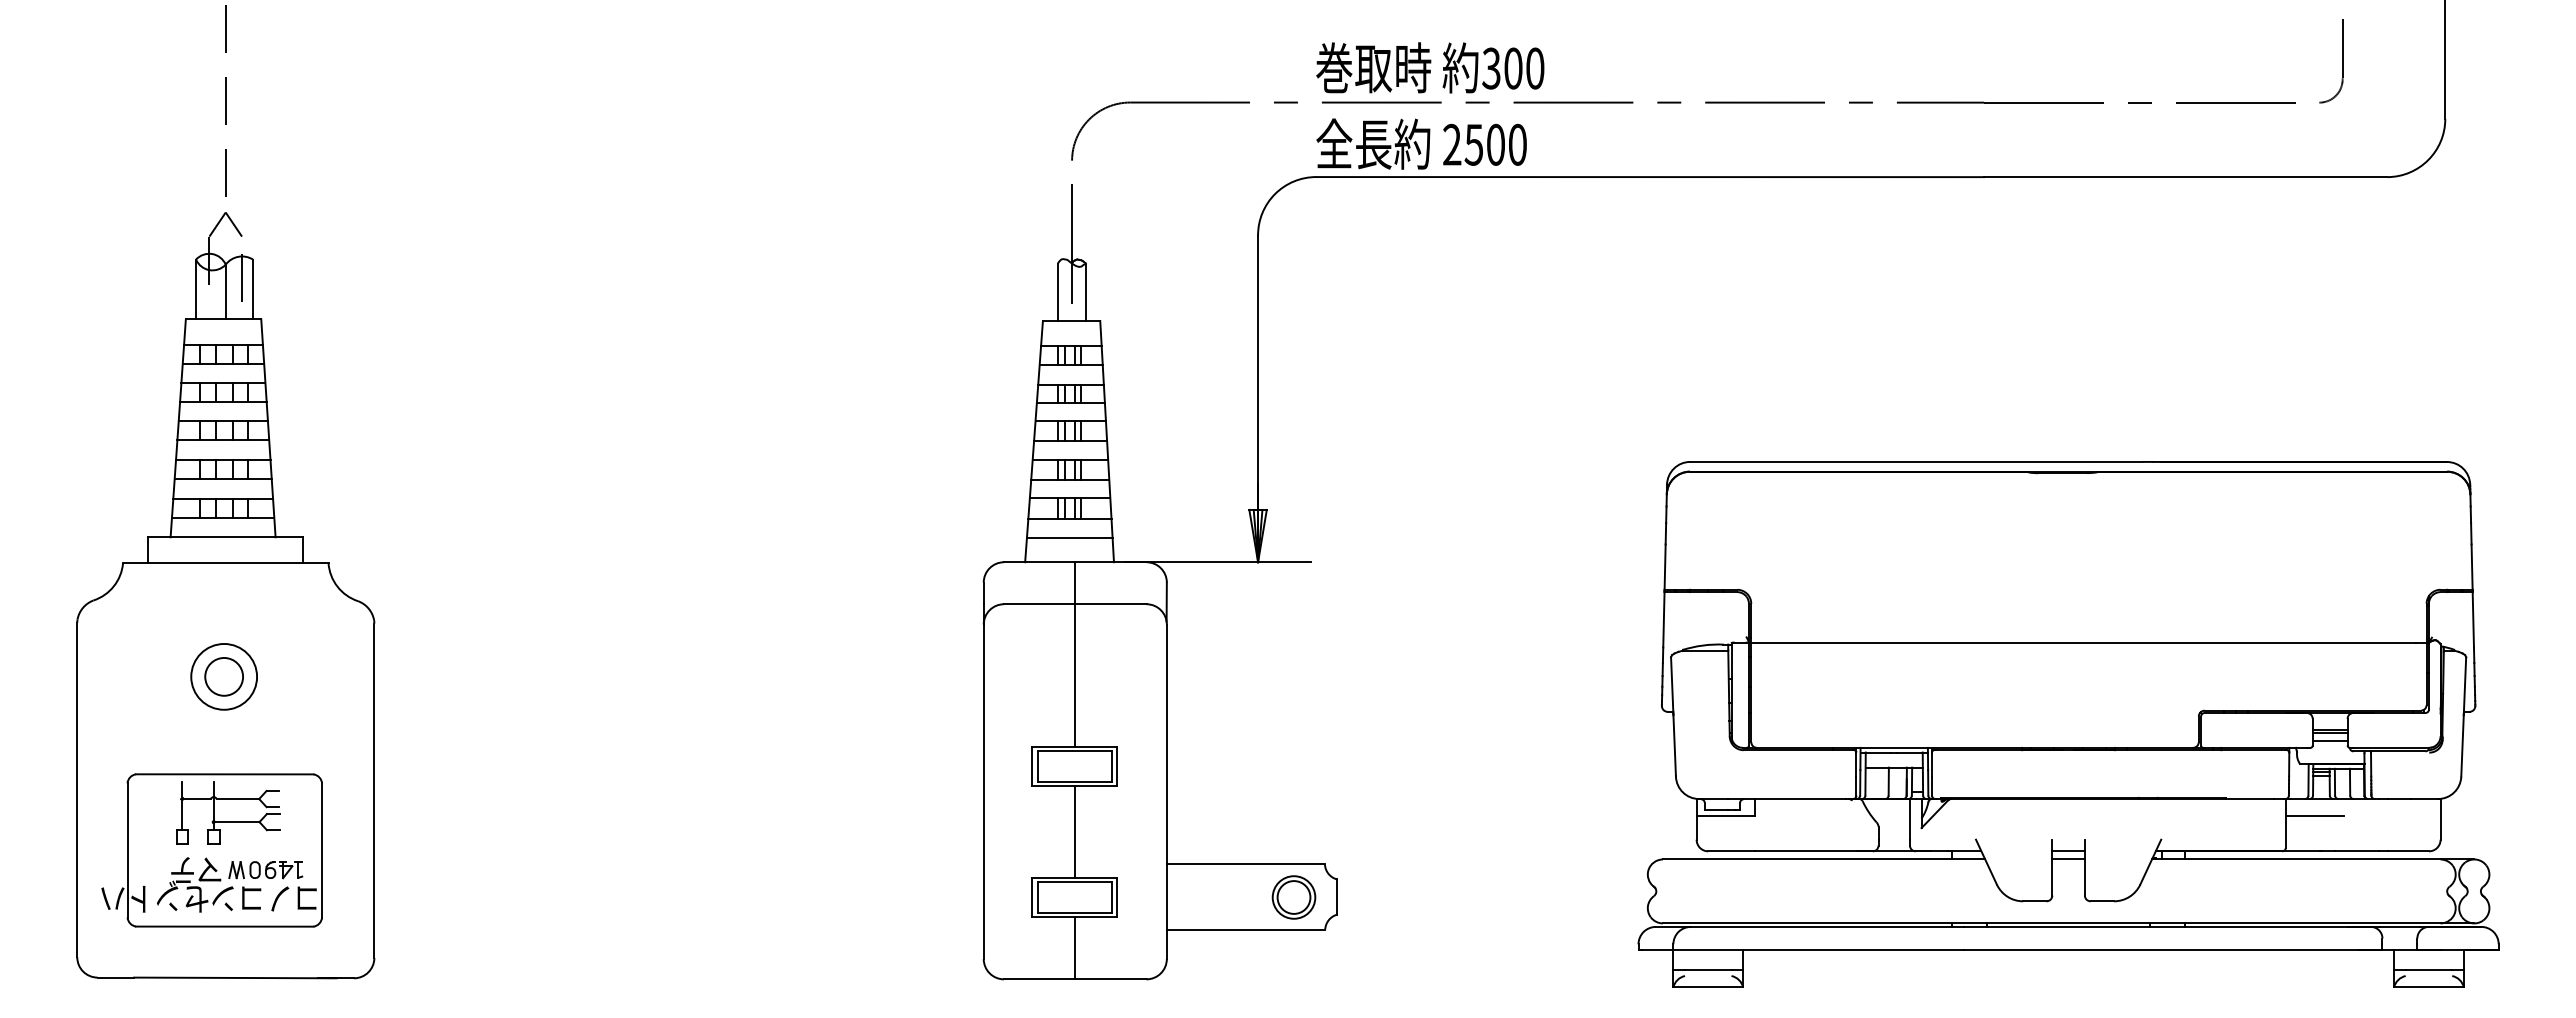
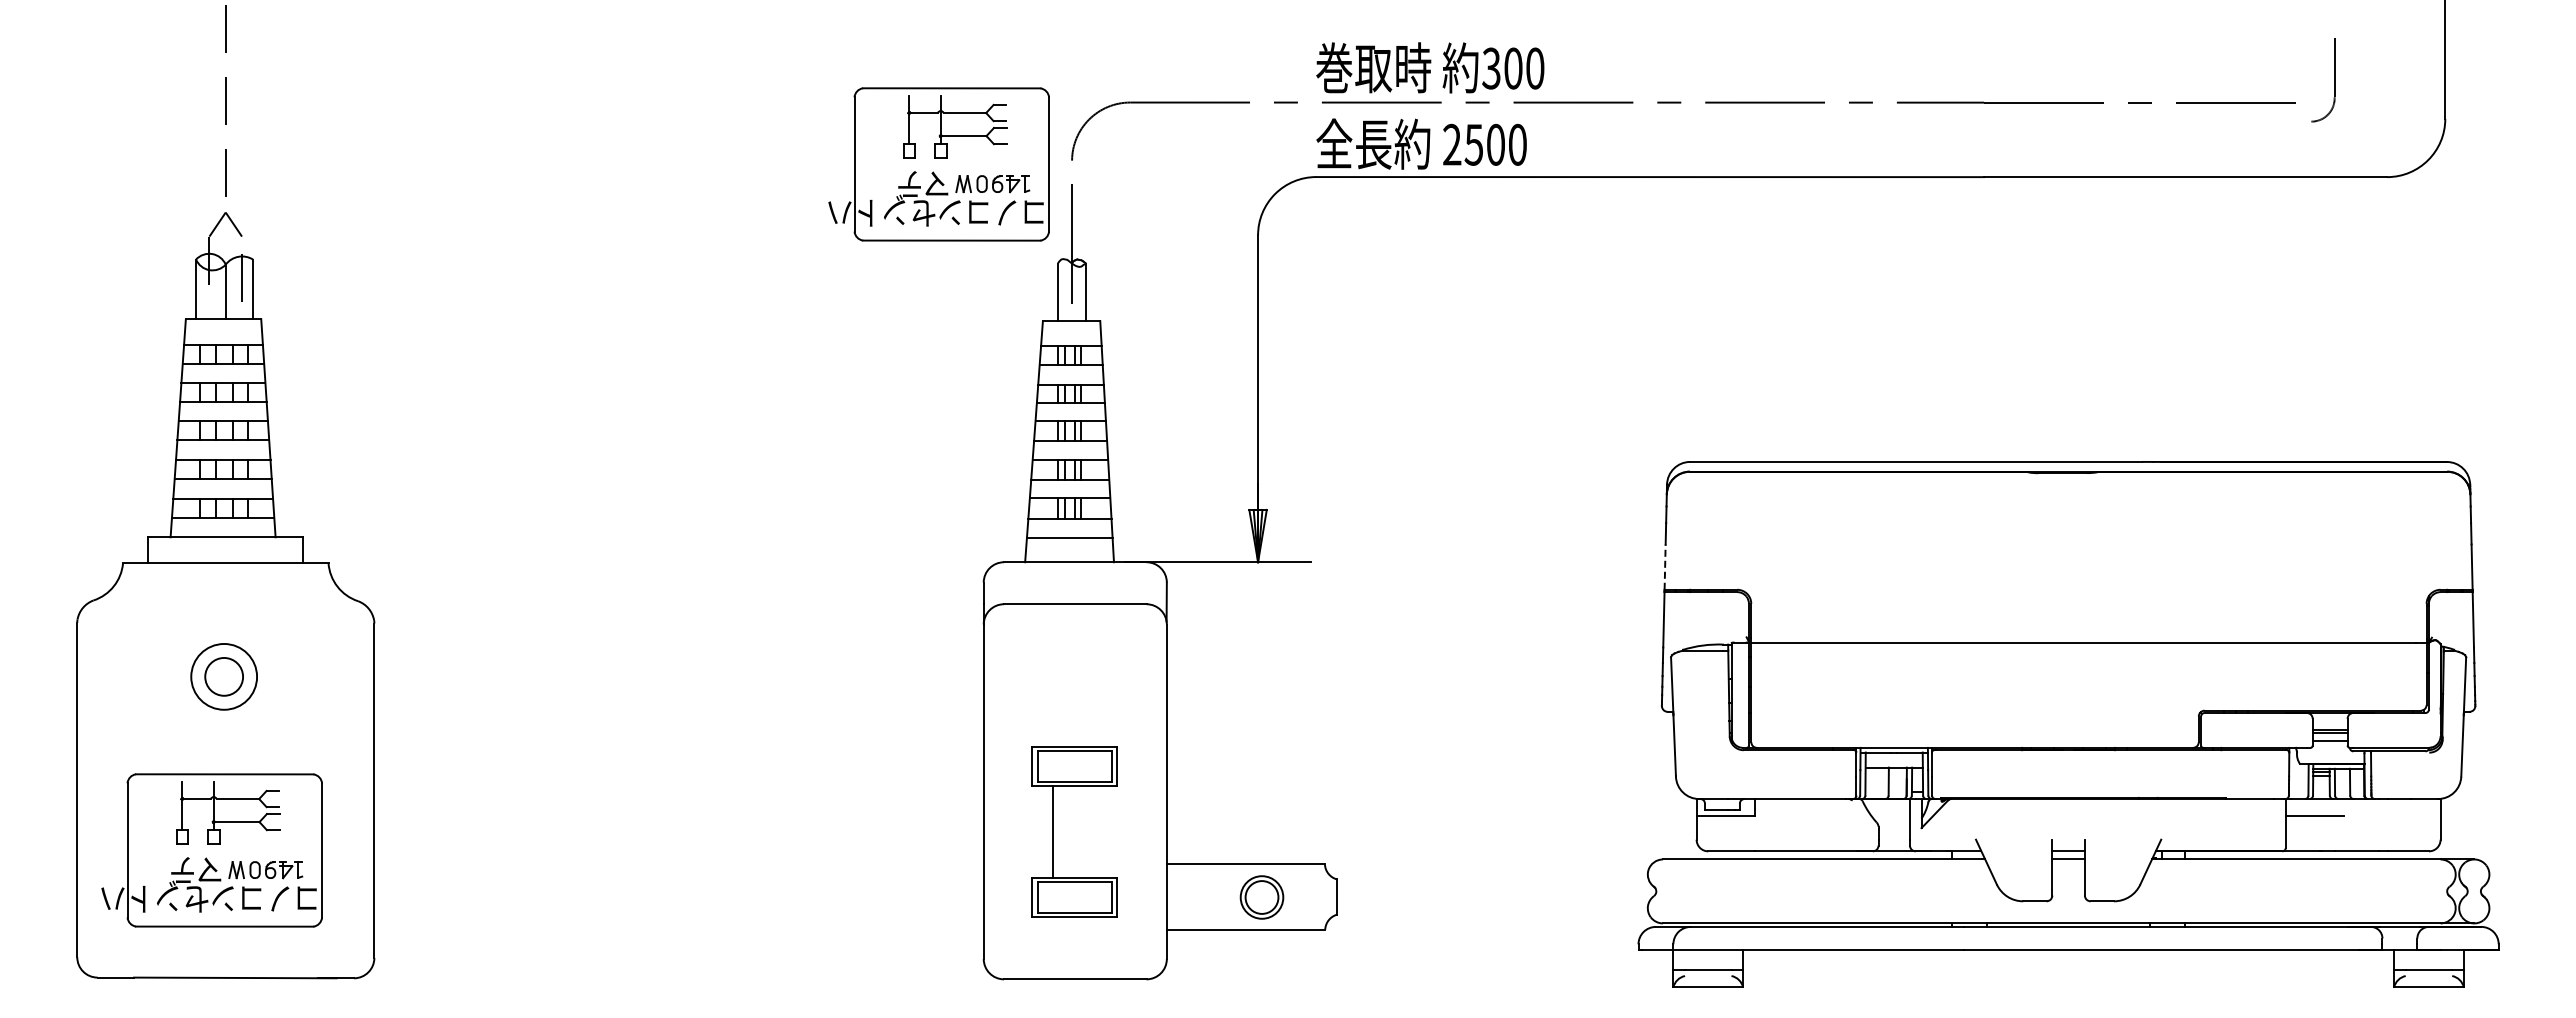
part position: (2342, 61) -> (2334, 80) (2334, 80)
part: none -> present (938, 164)
line: solid -> dashed (1665, 567)
line: present -> none (1075, 654)
line position: (1075, 831) -> (1053, 831) (1053, 831)
part position: (1293, 897) -> (1261, 897) (1261, 897)
line: present -> none (1075, 948)
